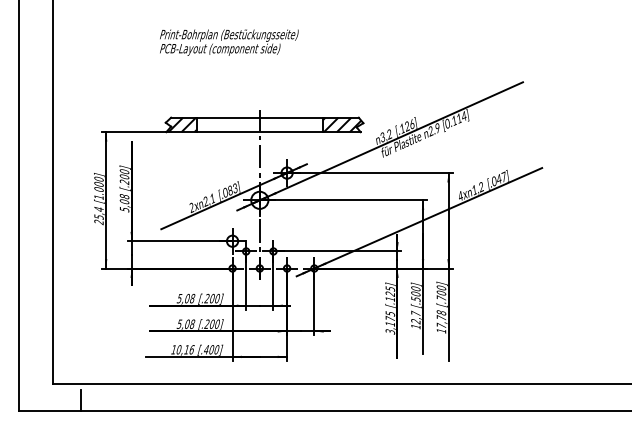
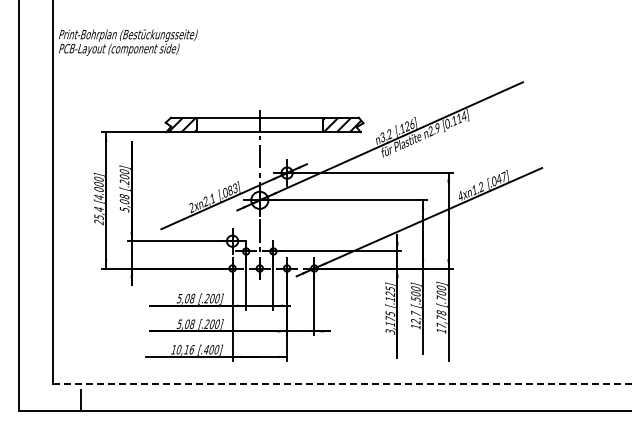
text position: (229, 42) -> (128, 42) (128, 42)
text: [1.000] -> [4.000] (98, 196)
line: solid -> dashed (342, 384)
